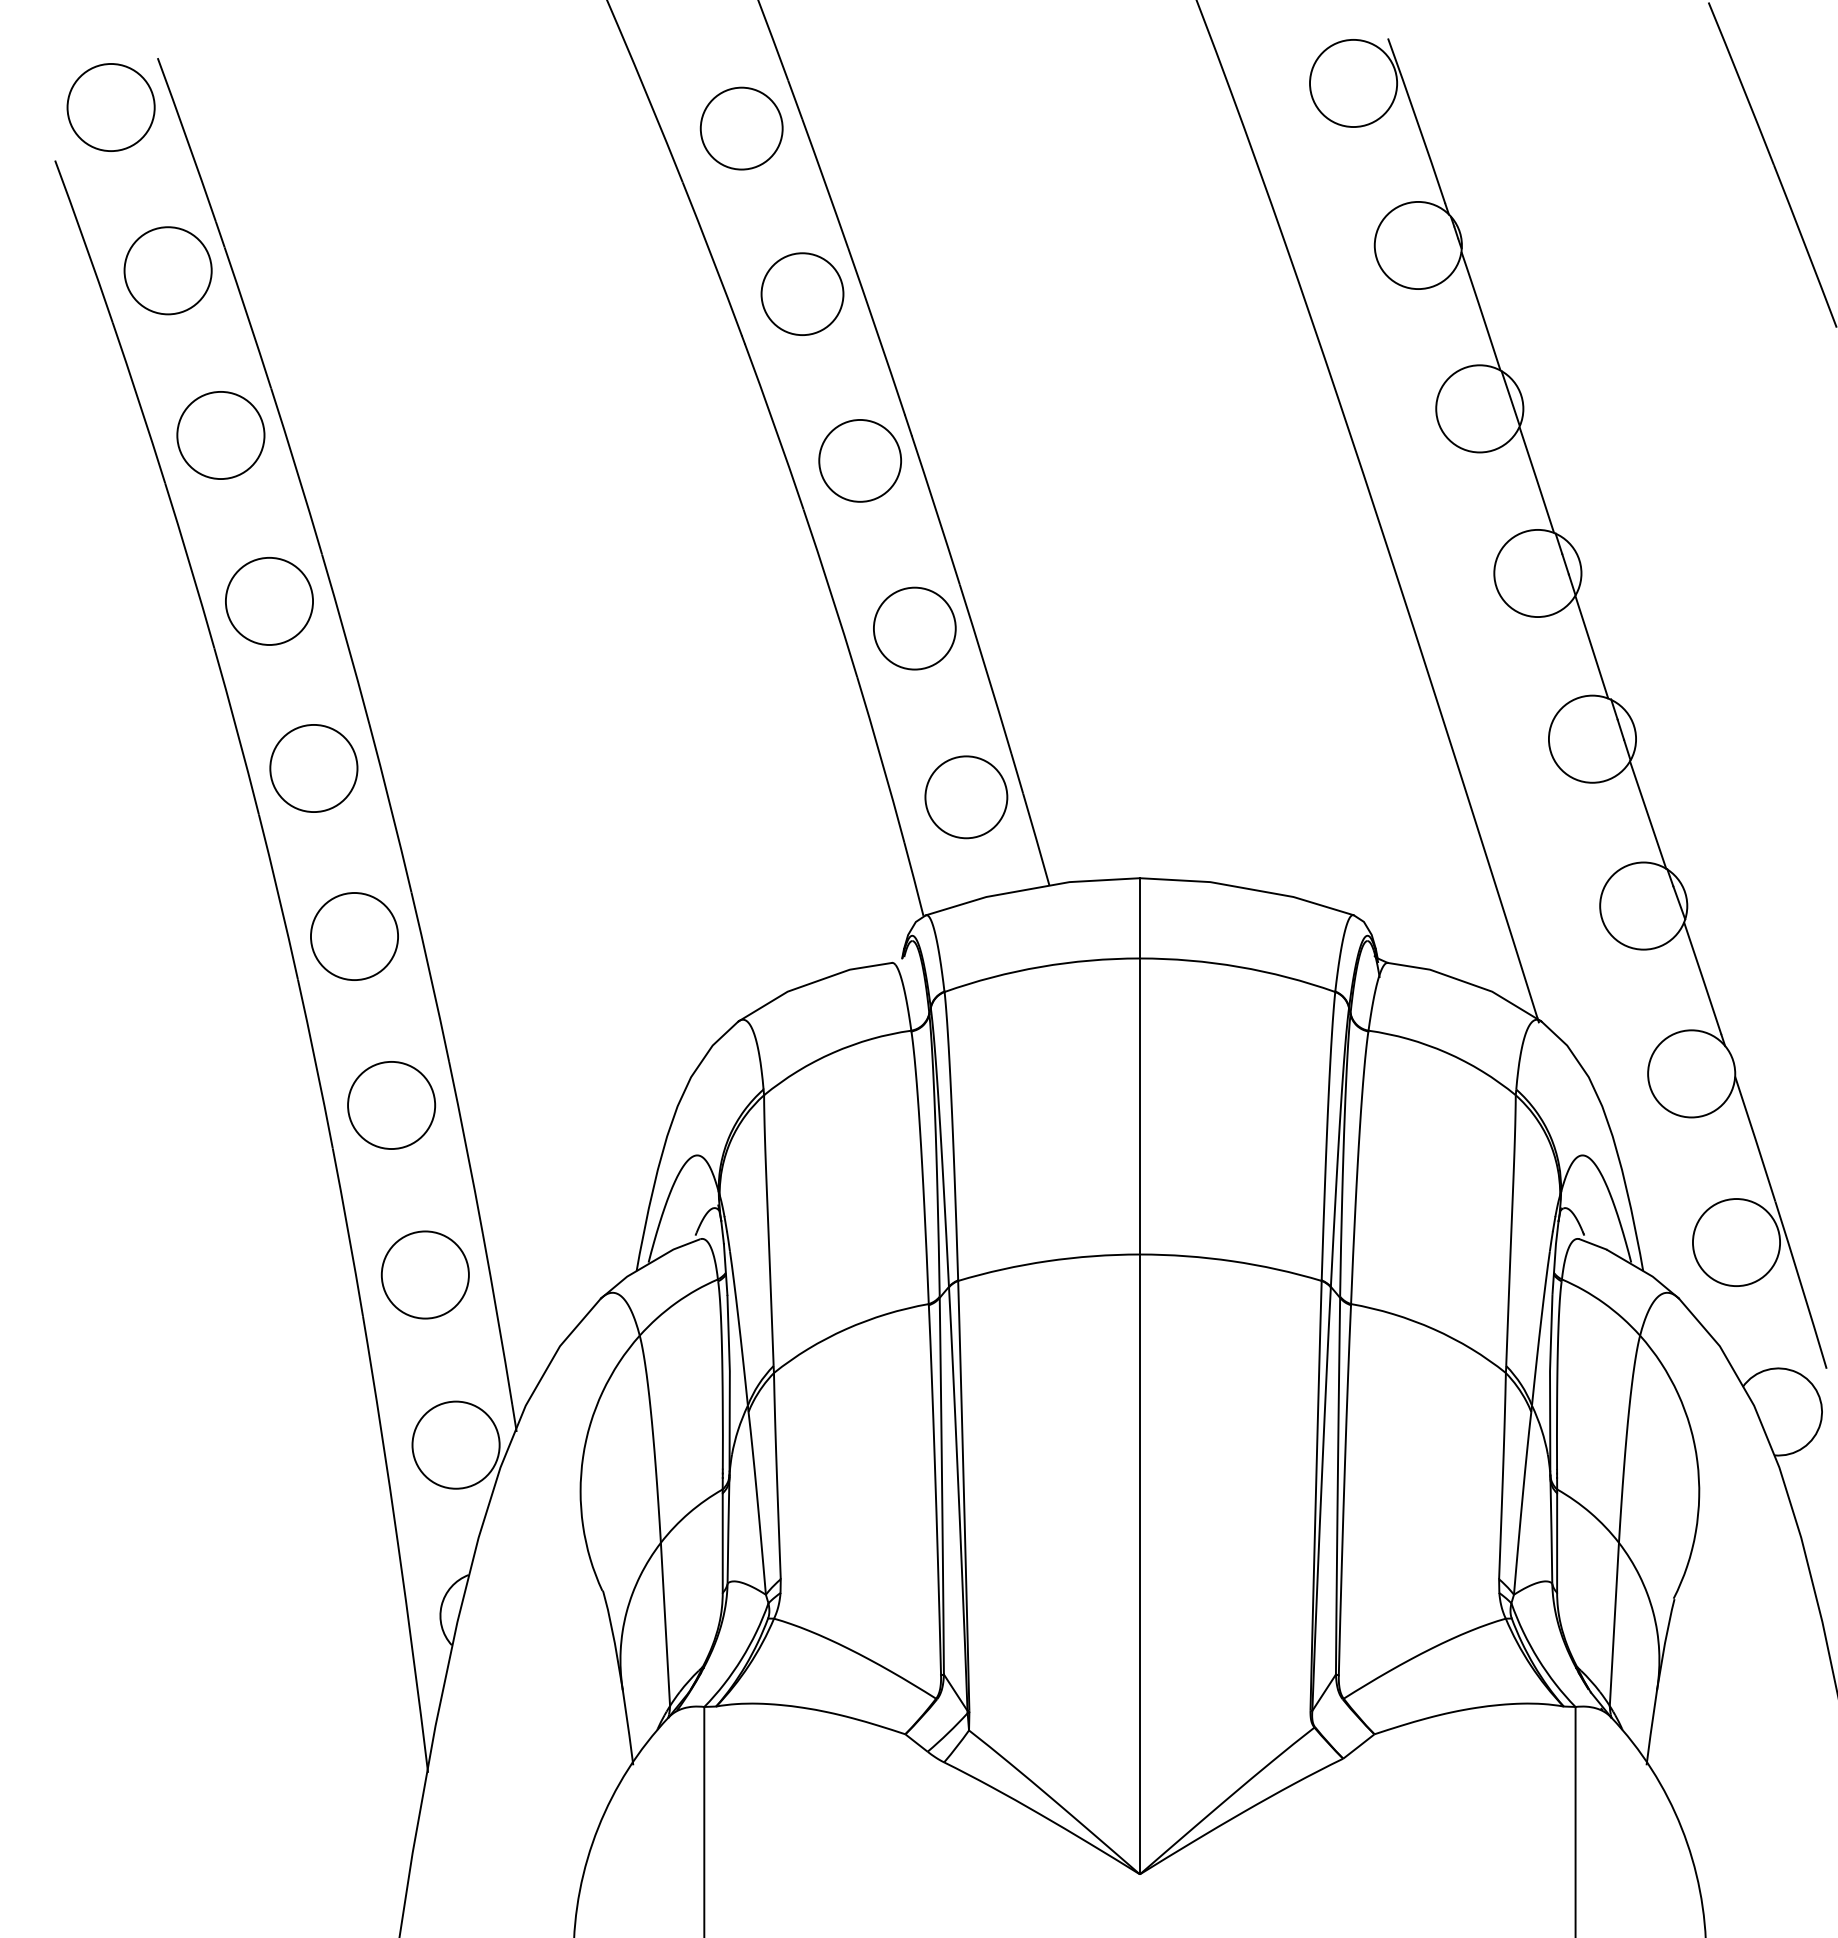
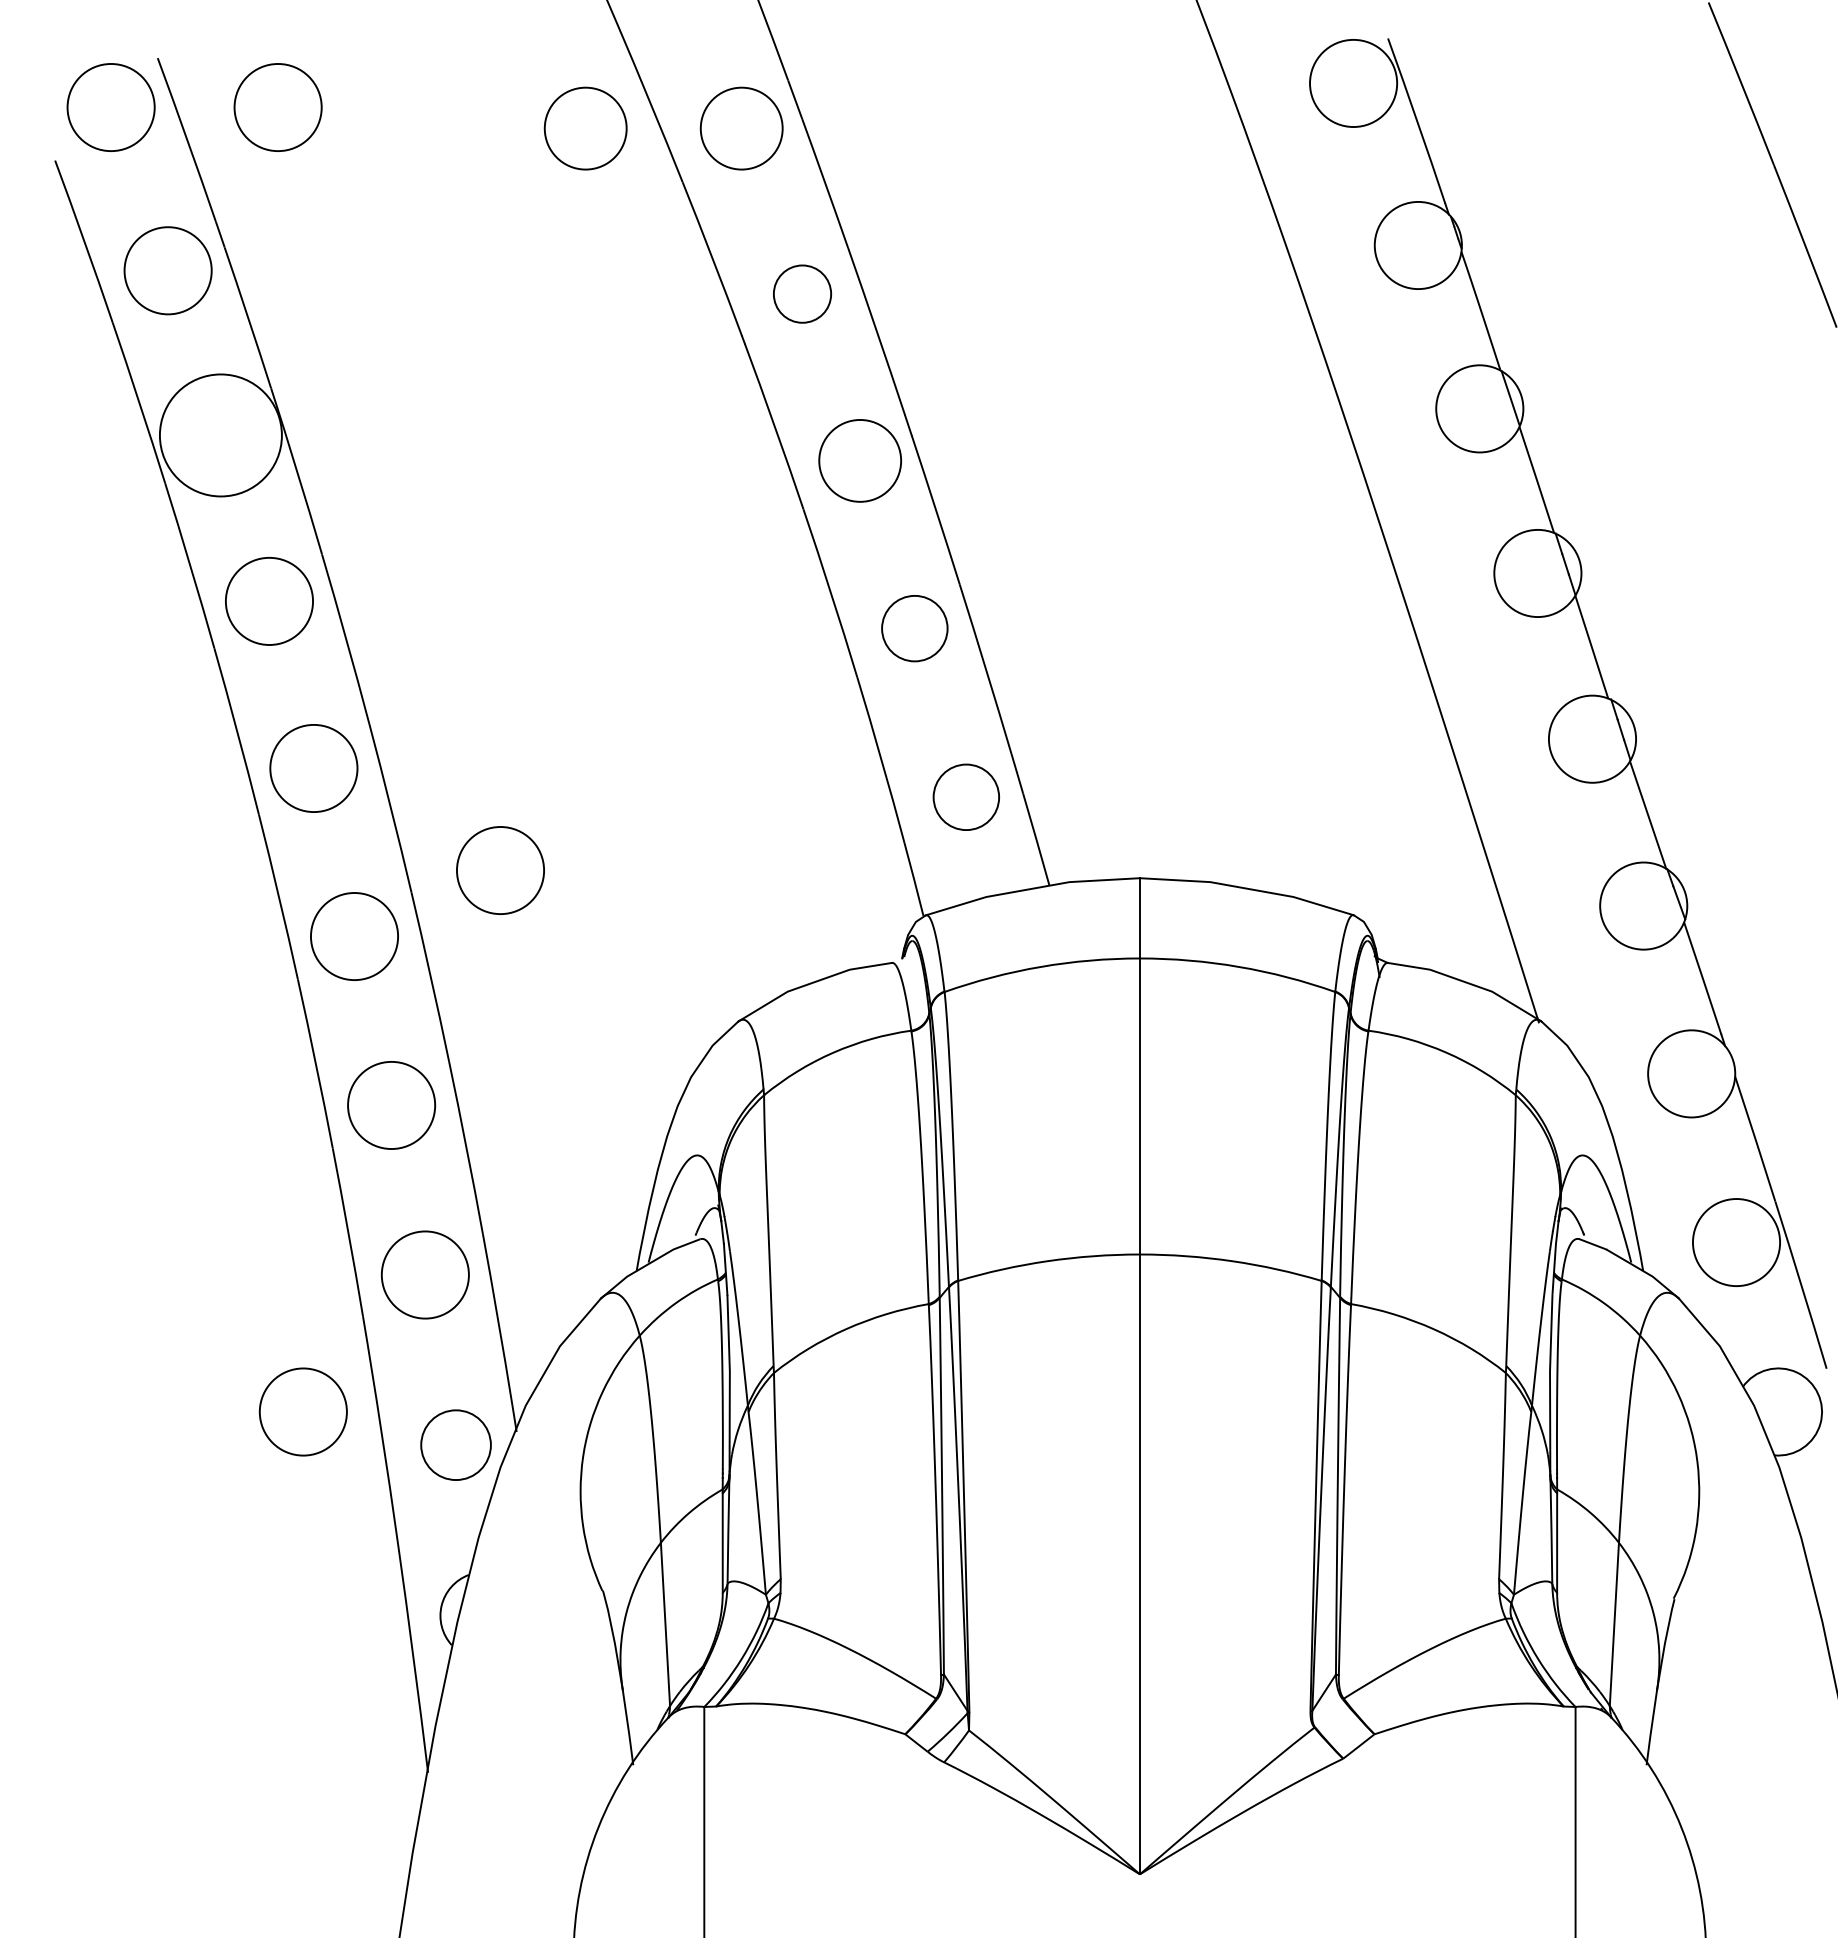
circle: none -> present (277, 107)
circle: none -> present (585, 128)
circle size: 85x84 px -> 59x60 px (802, 293)
circle diameter: 87 px -> 122 px (220, 435)
circle diameter: 82 px -> 66 px (914, 628)
circle diameter: 82 px -> 66 px (966, 797)
circle: none -> present (500, 870)
circle: none -> present (302, 1411)
circle diameter: 87 px -> 70 px (455, 1445)
